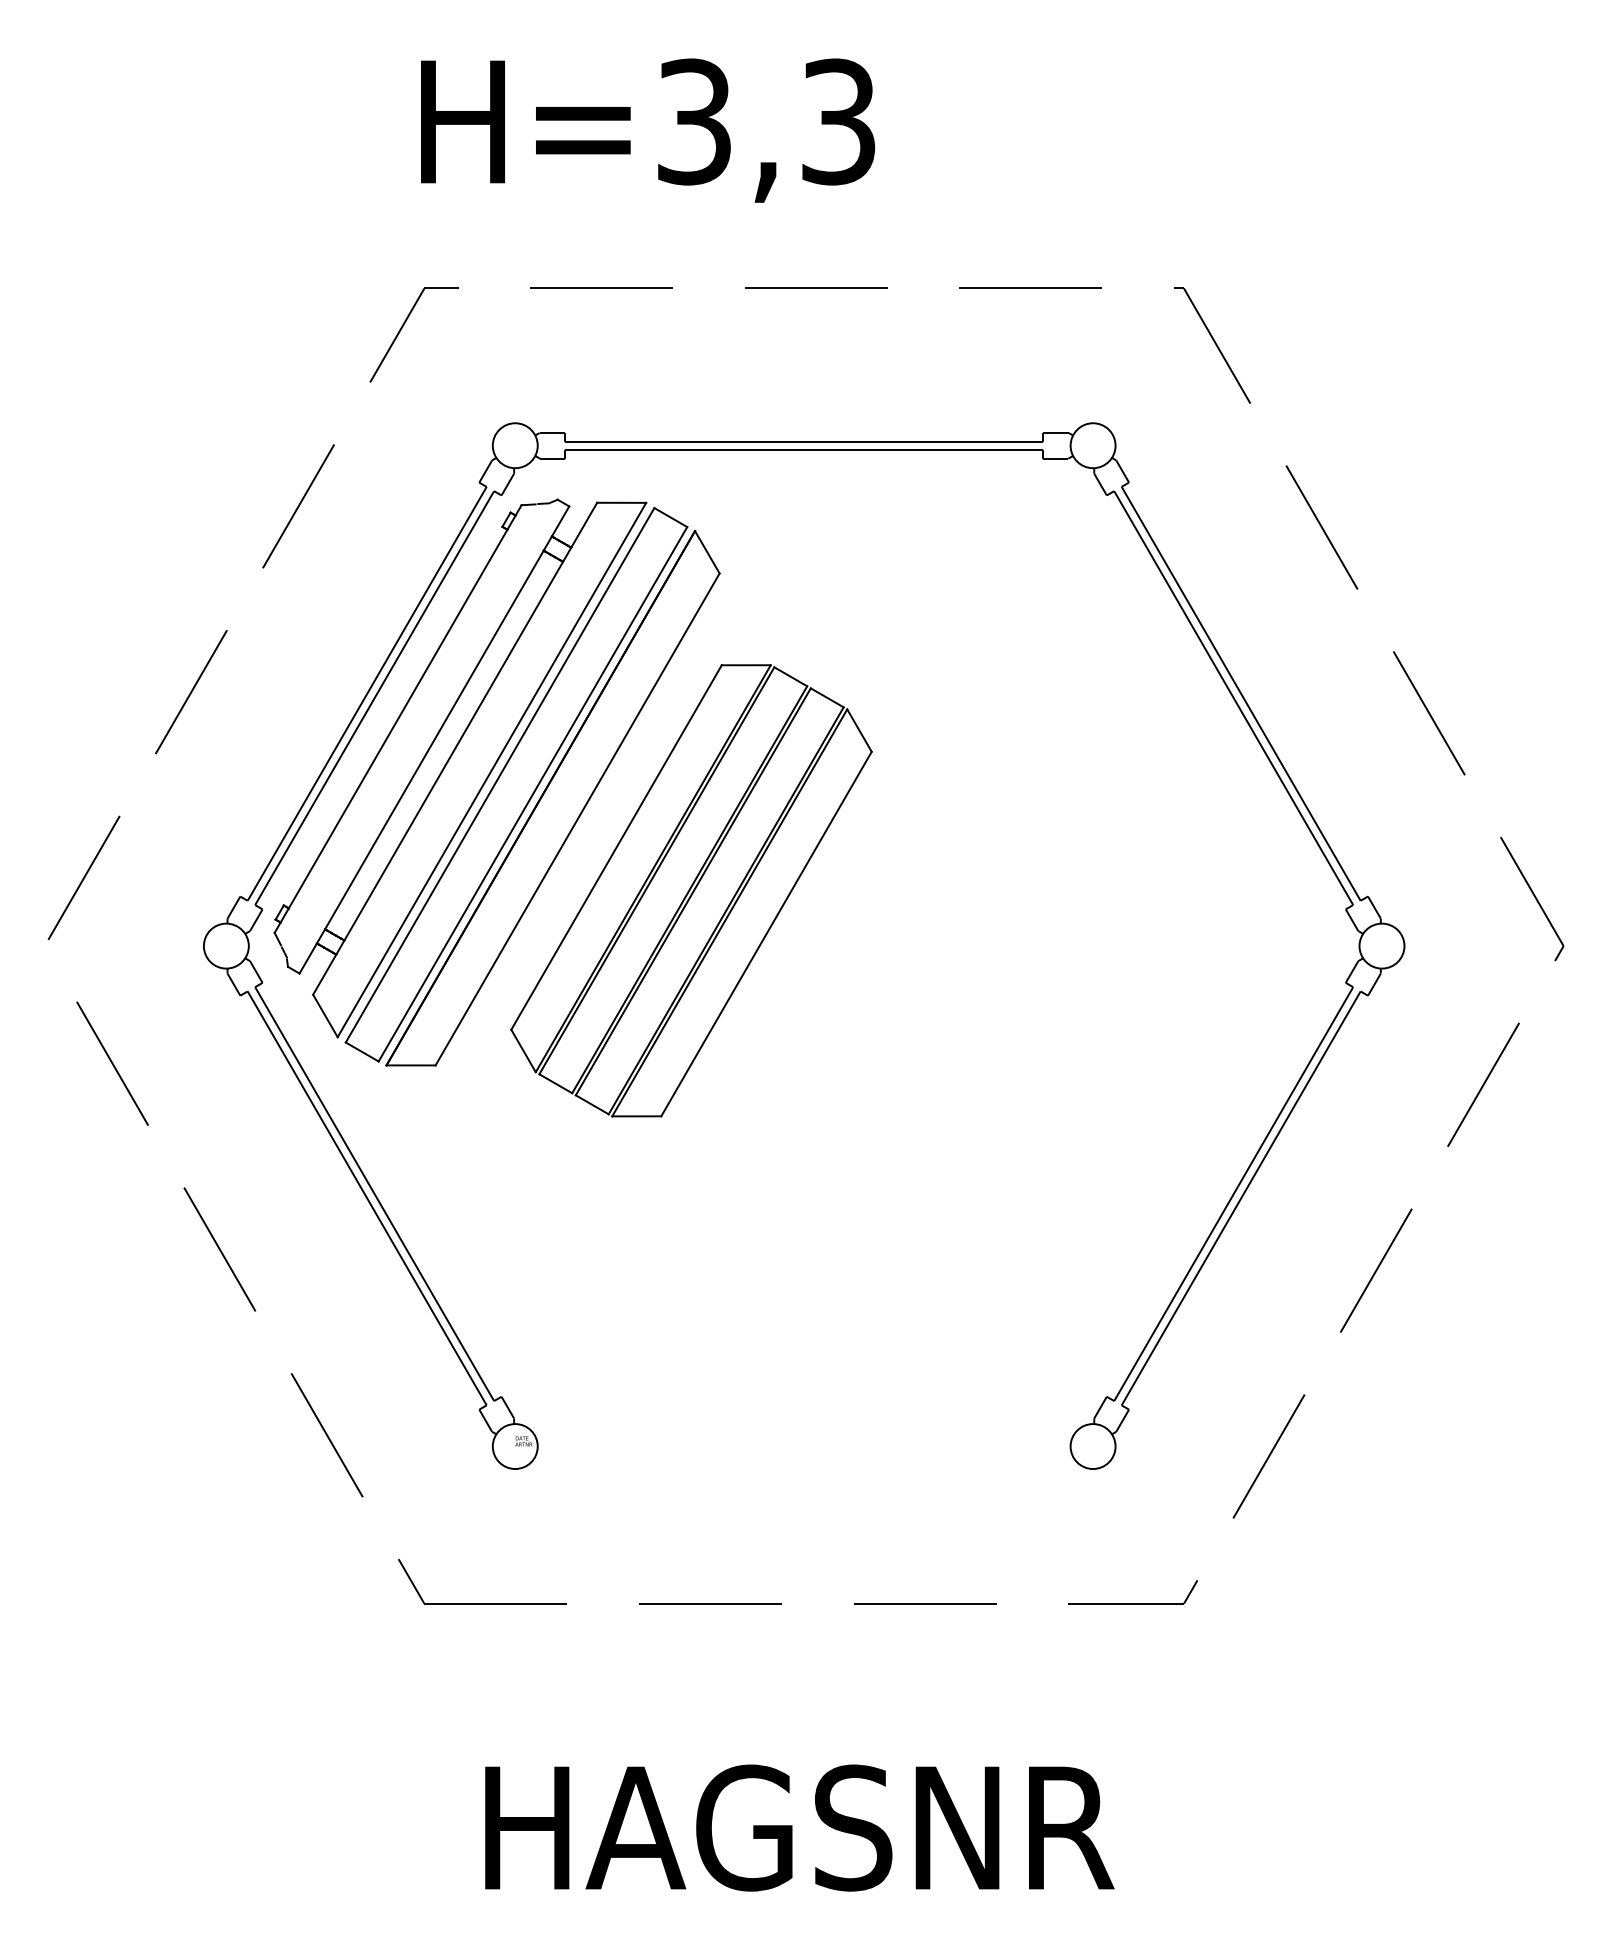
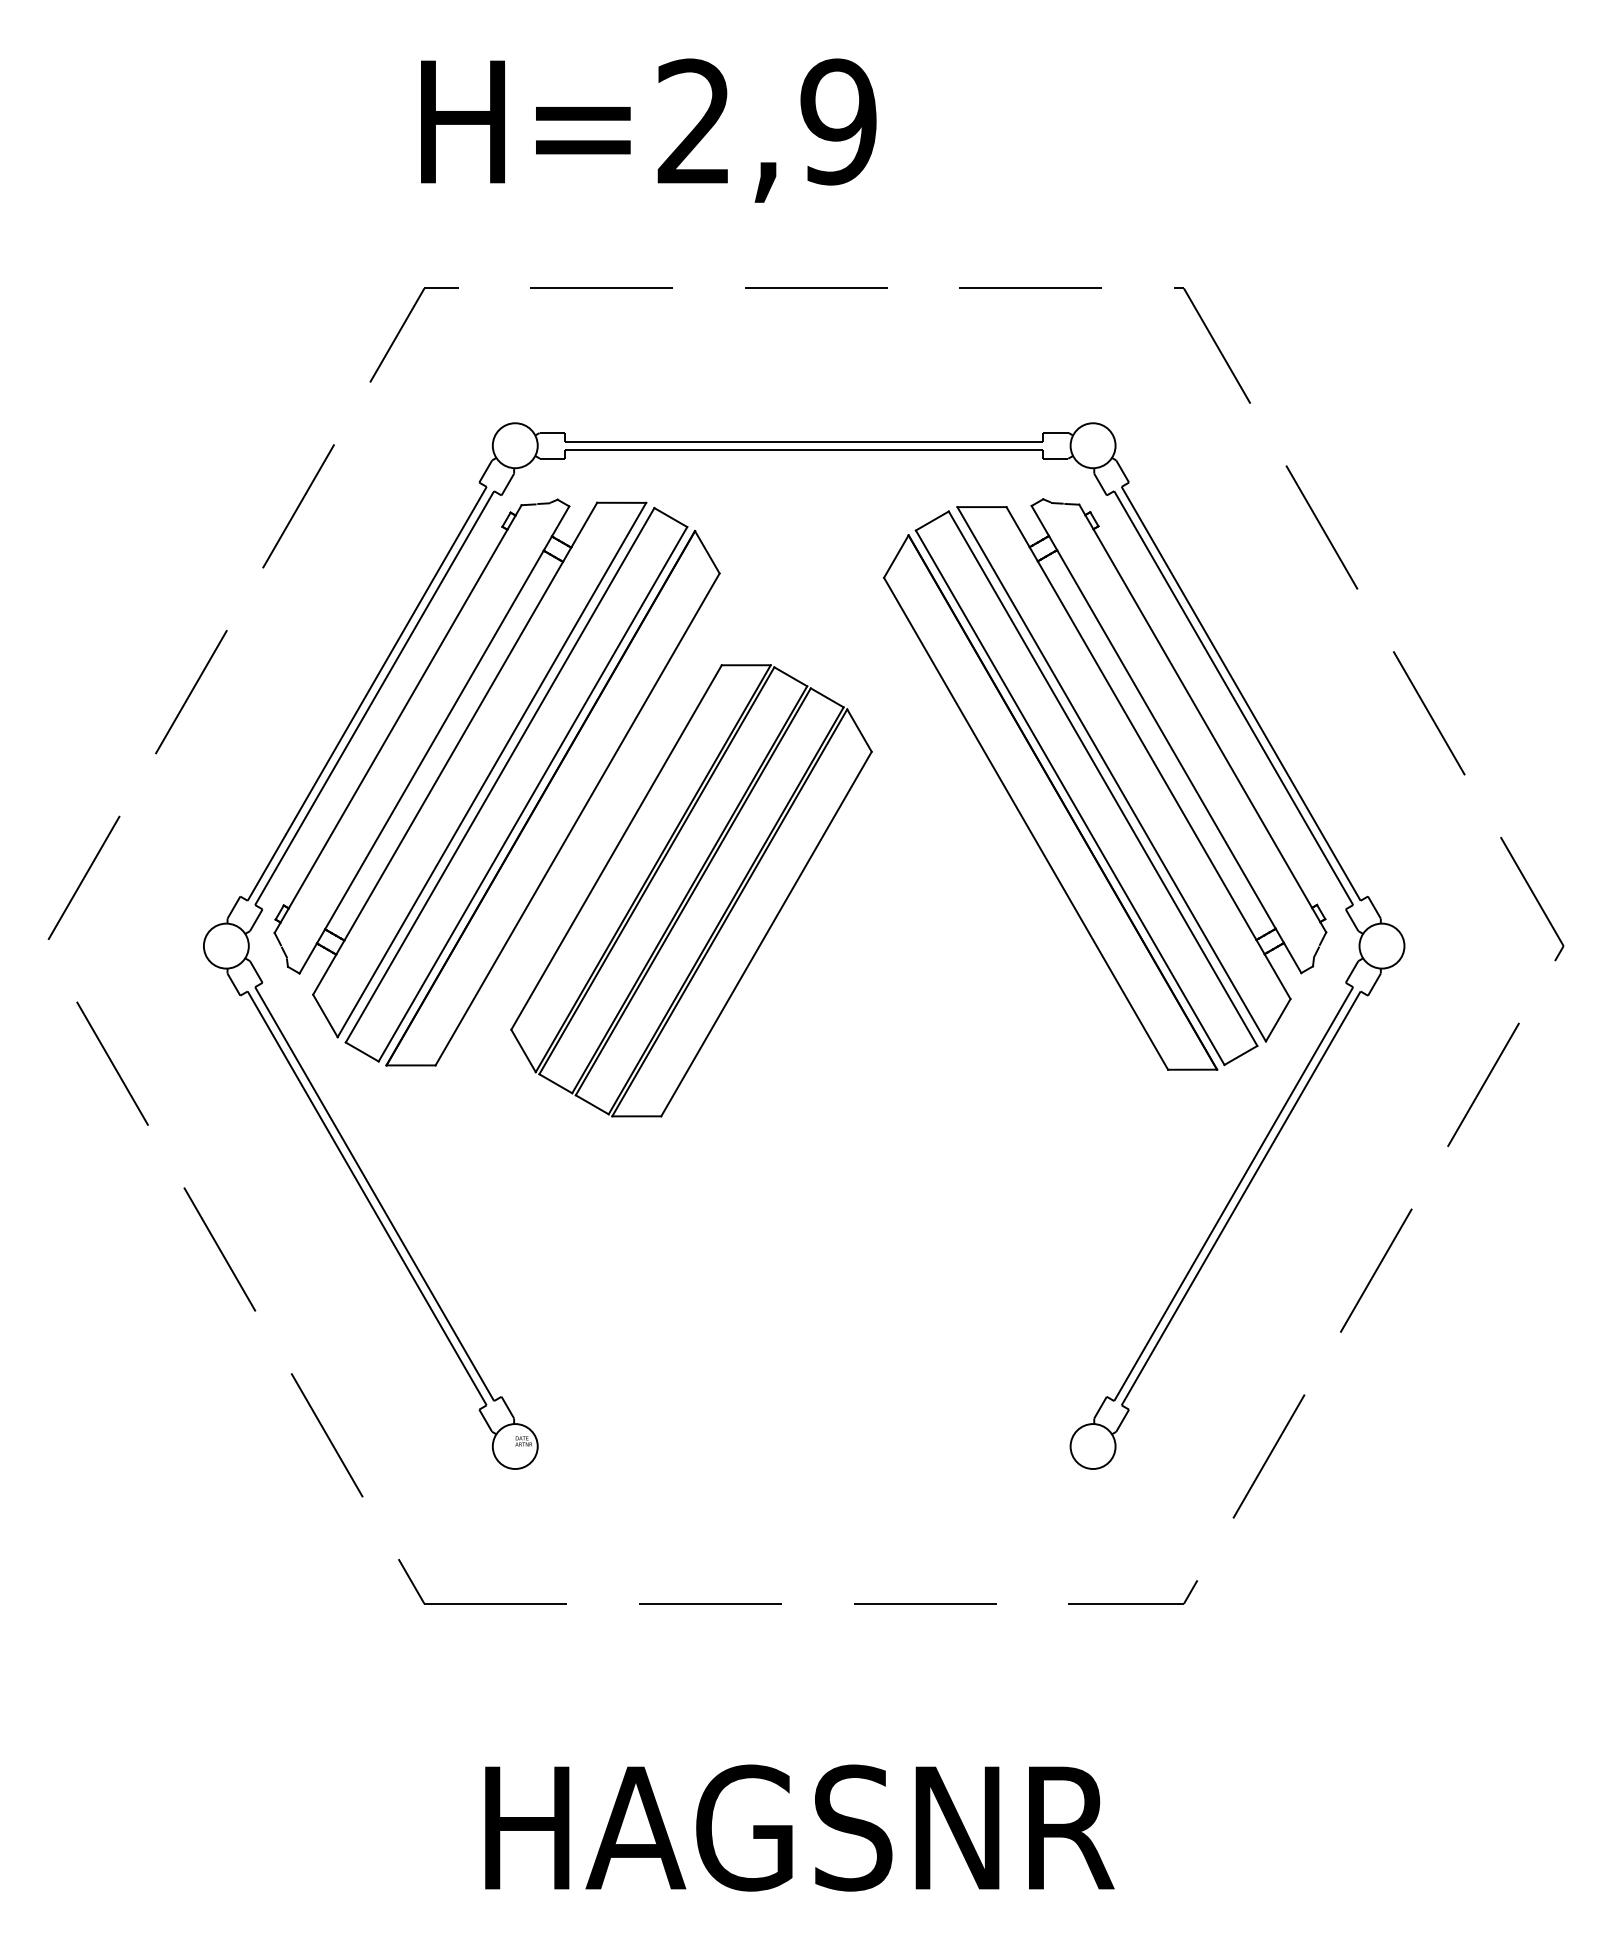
text: H=3,3 -> H=2,9 (766, 121)
part: none -> present (1105, 784)
